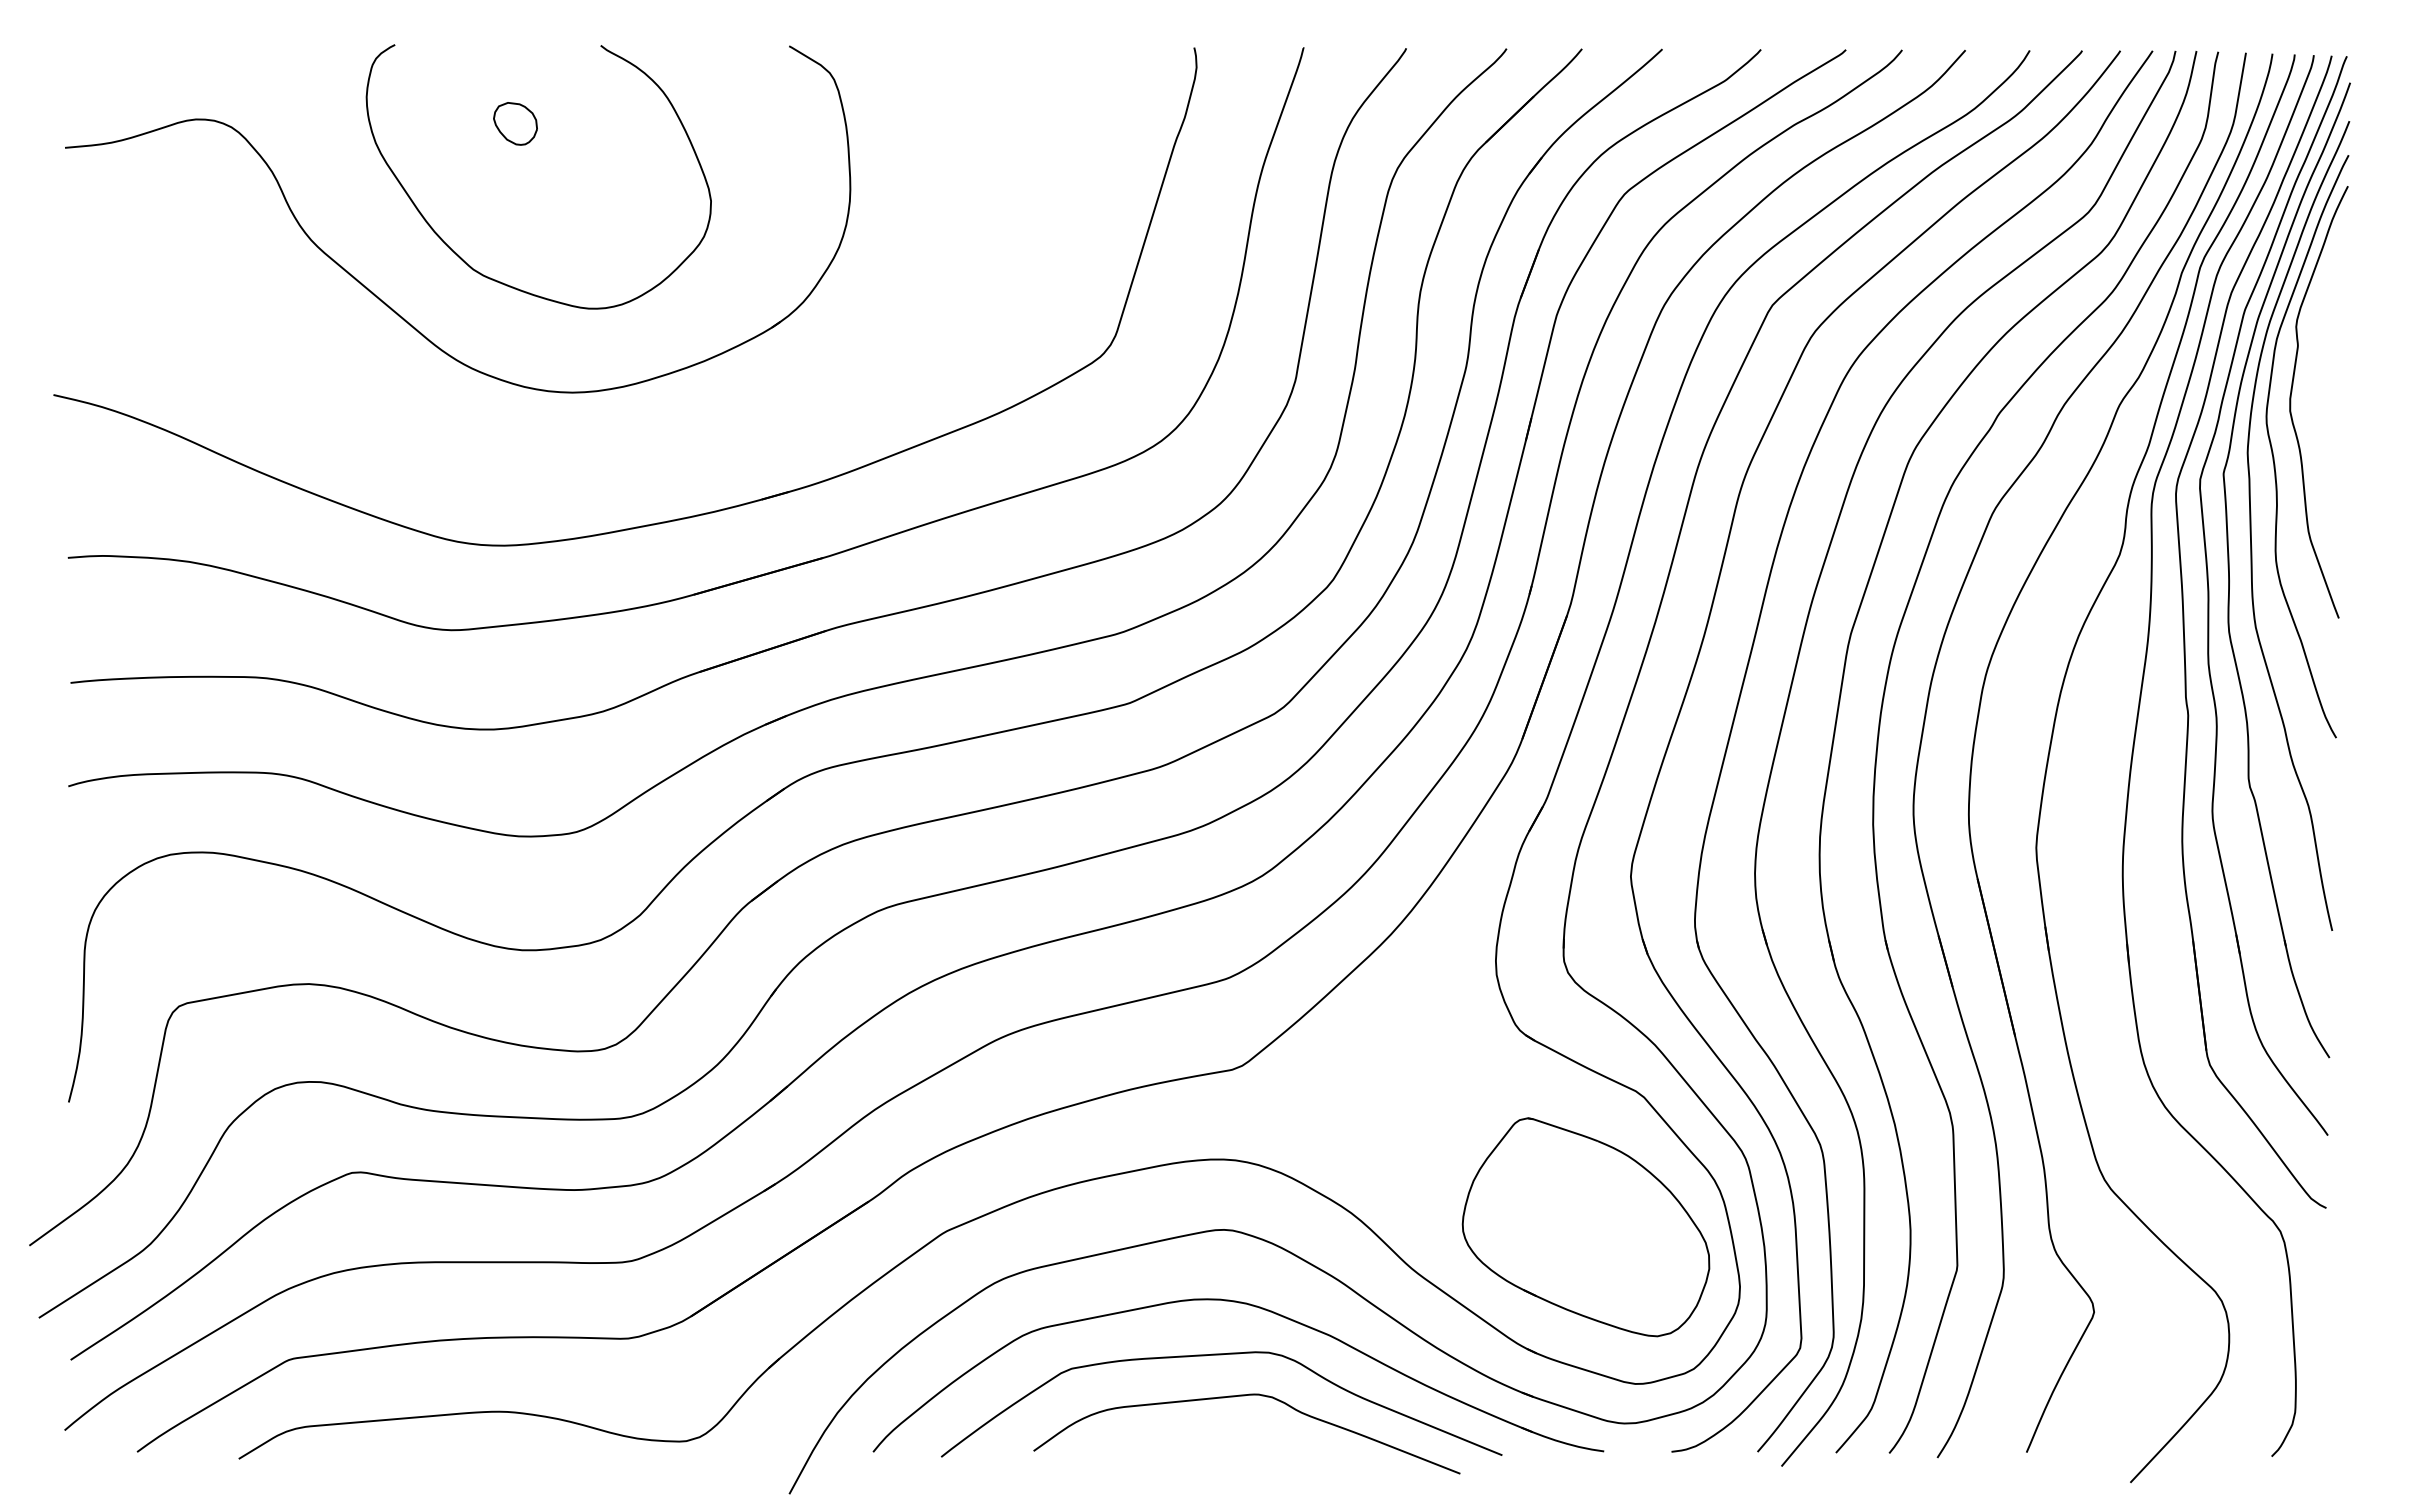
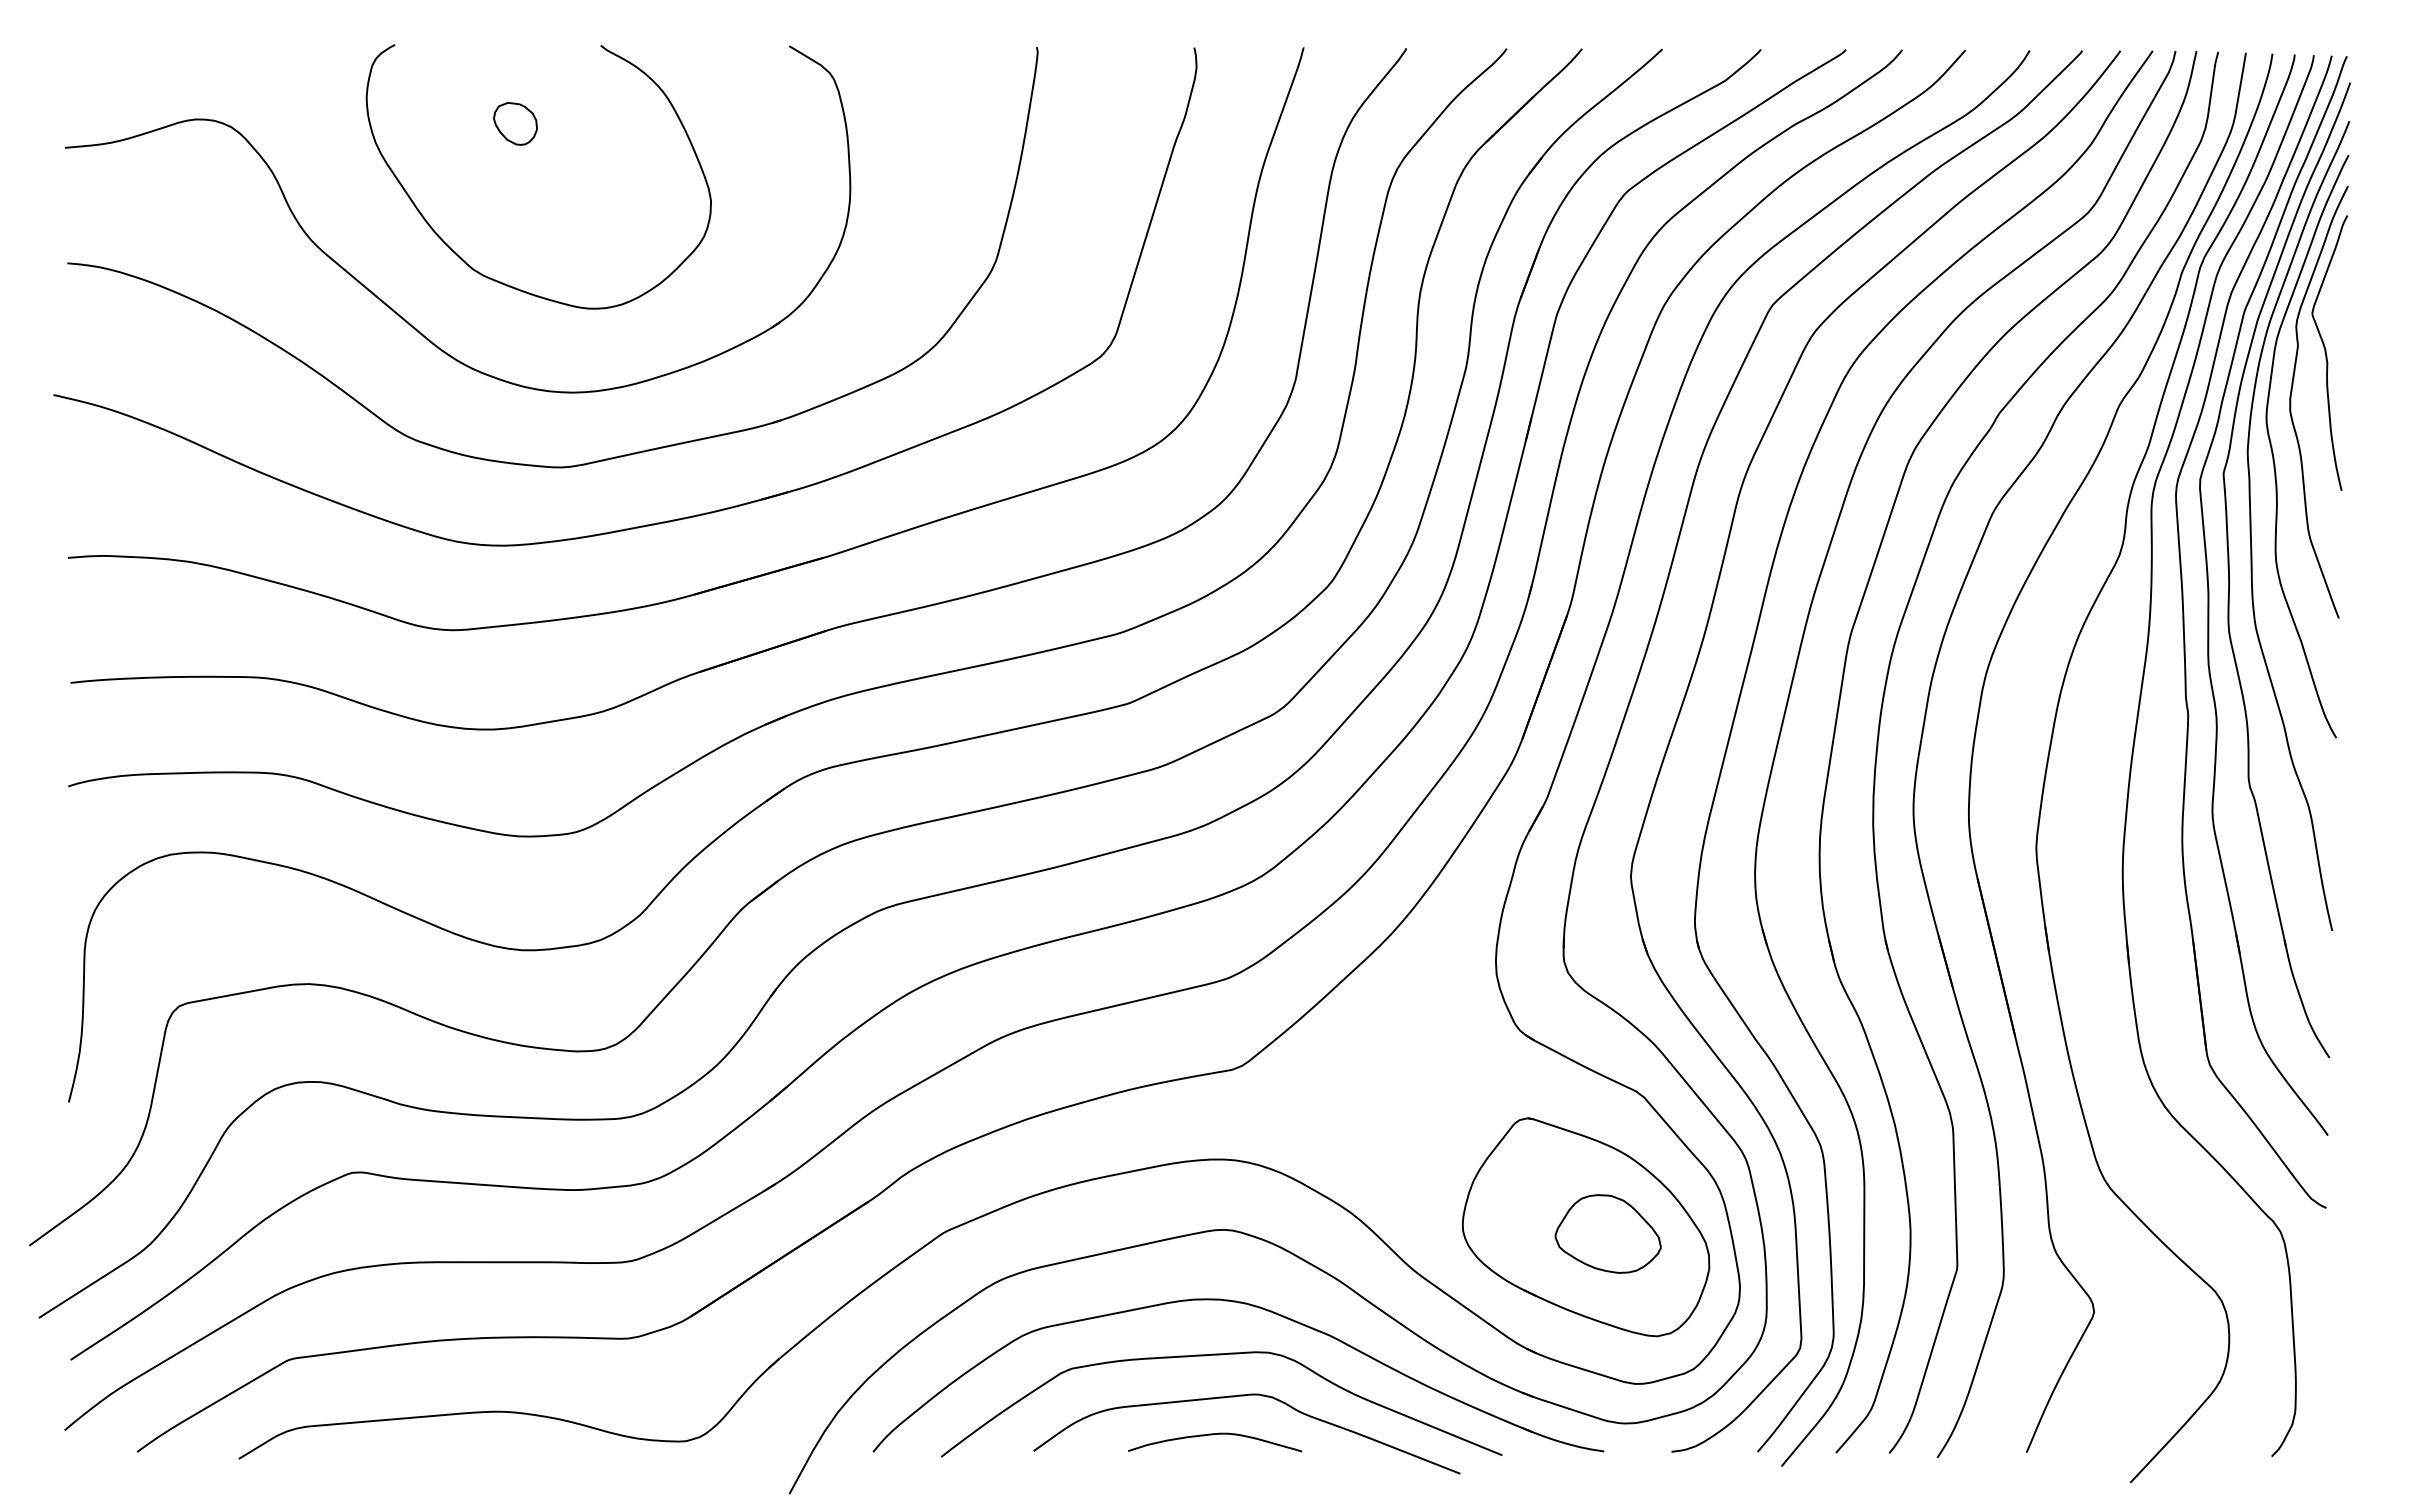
curve: none -> present (2326, 352)
part: none -> present (596, 460)
part: none -> present (1607, 1233)
curve: none -> present (1213, 1435)
